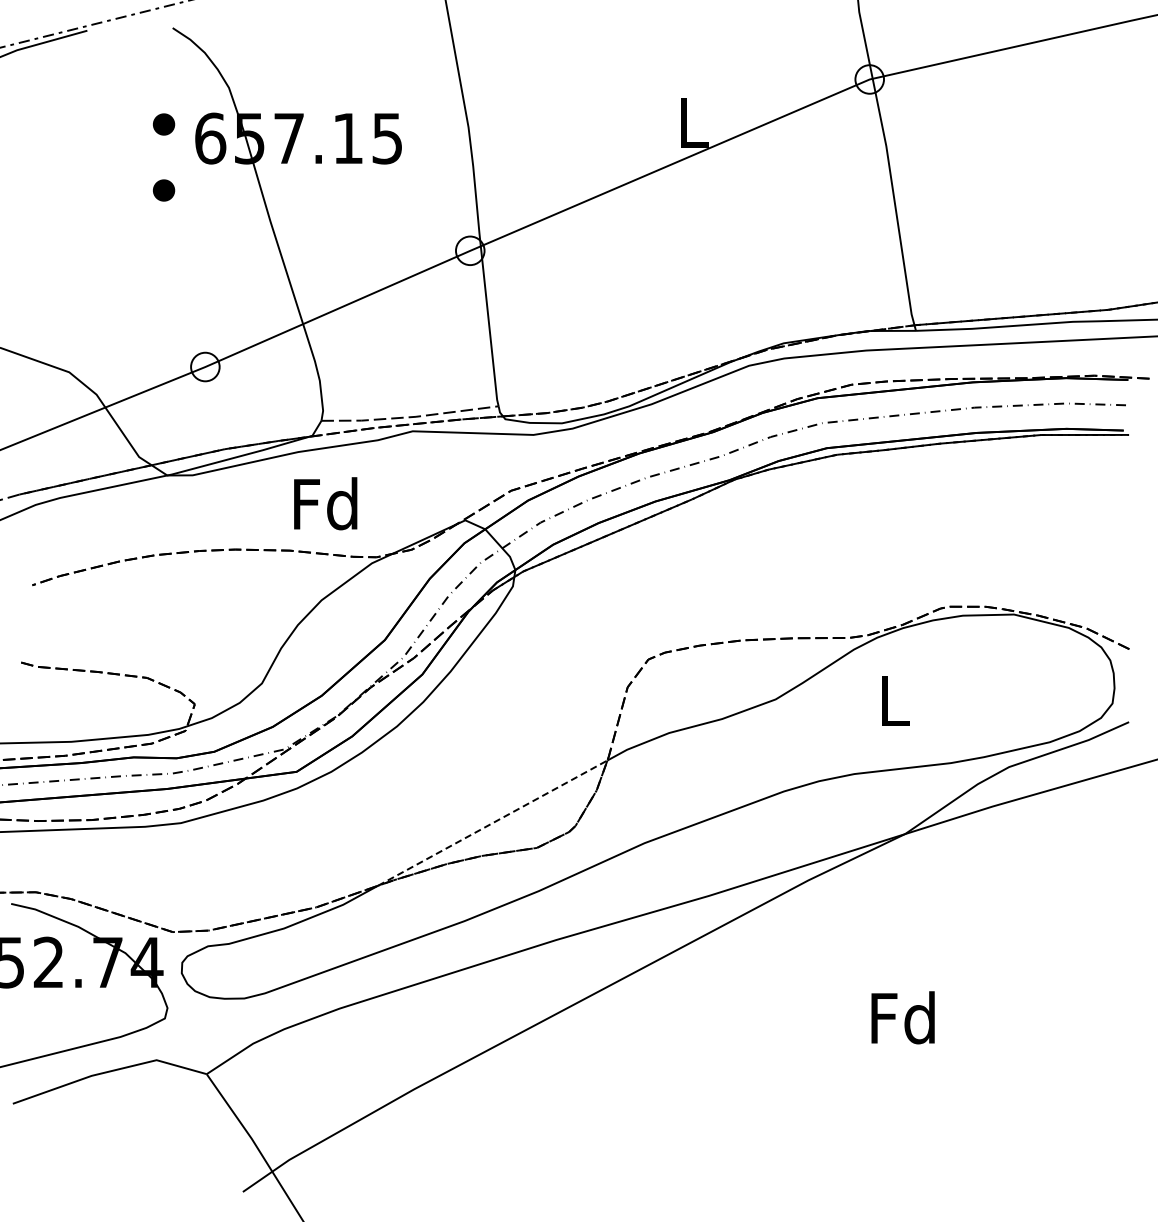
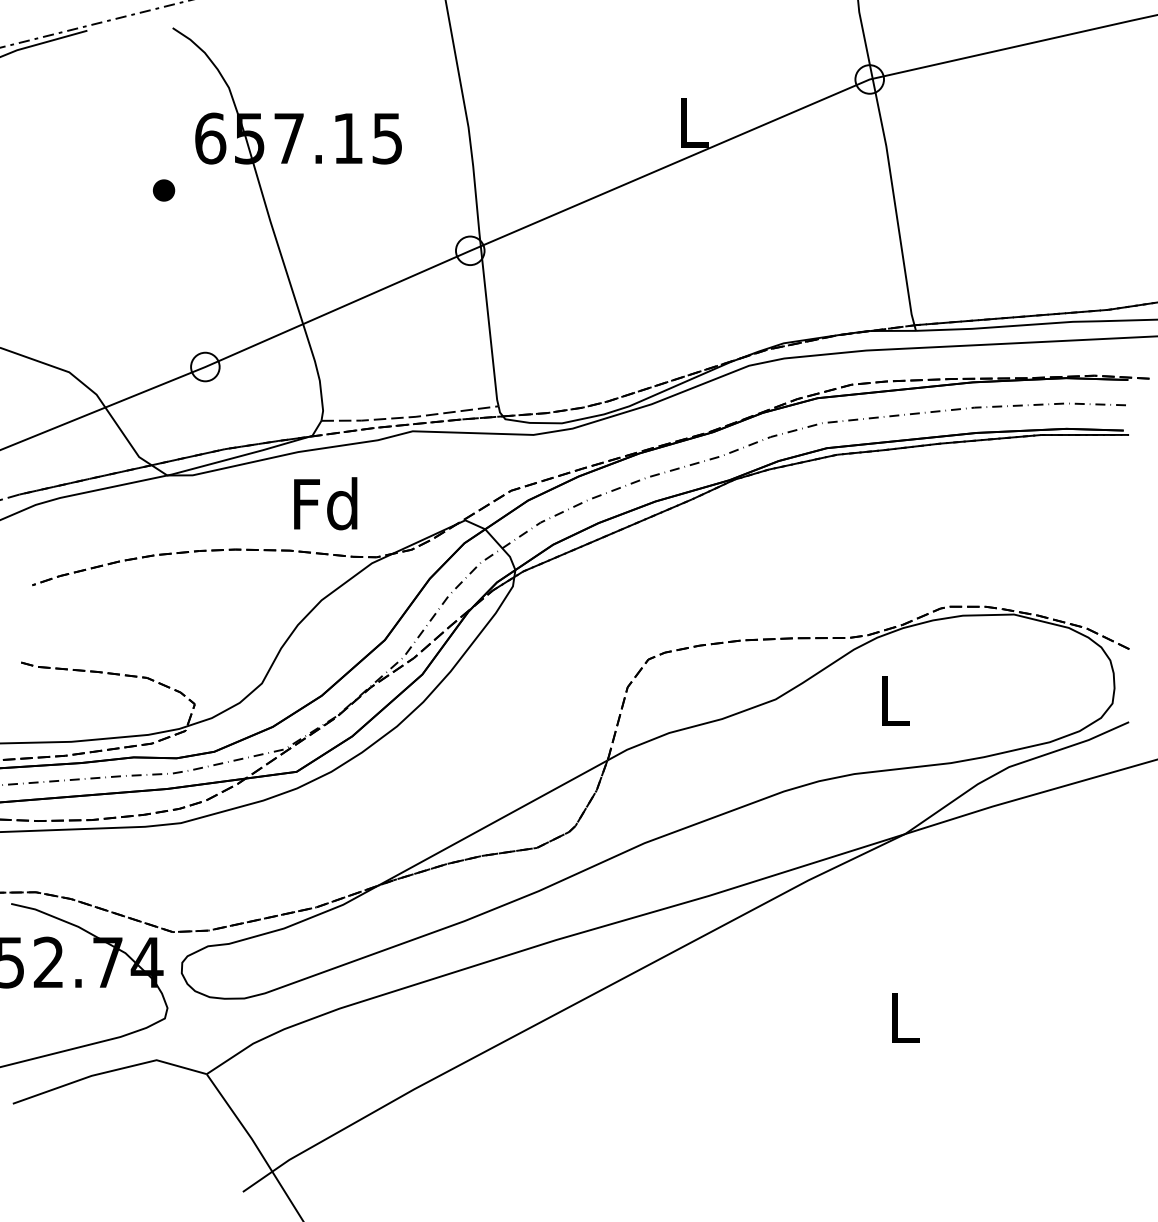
part: present -> none (164, 124)
line: dashed -> solid (492, 823)
text: Fd -> L (902, 1017)
